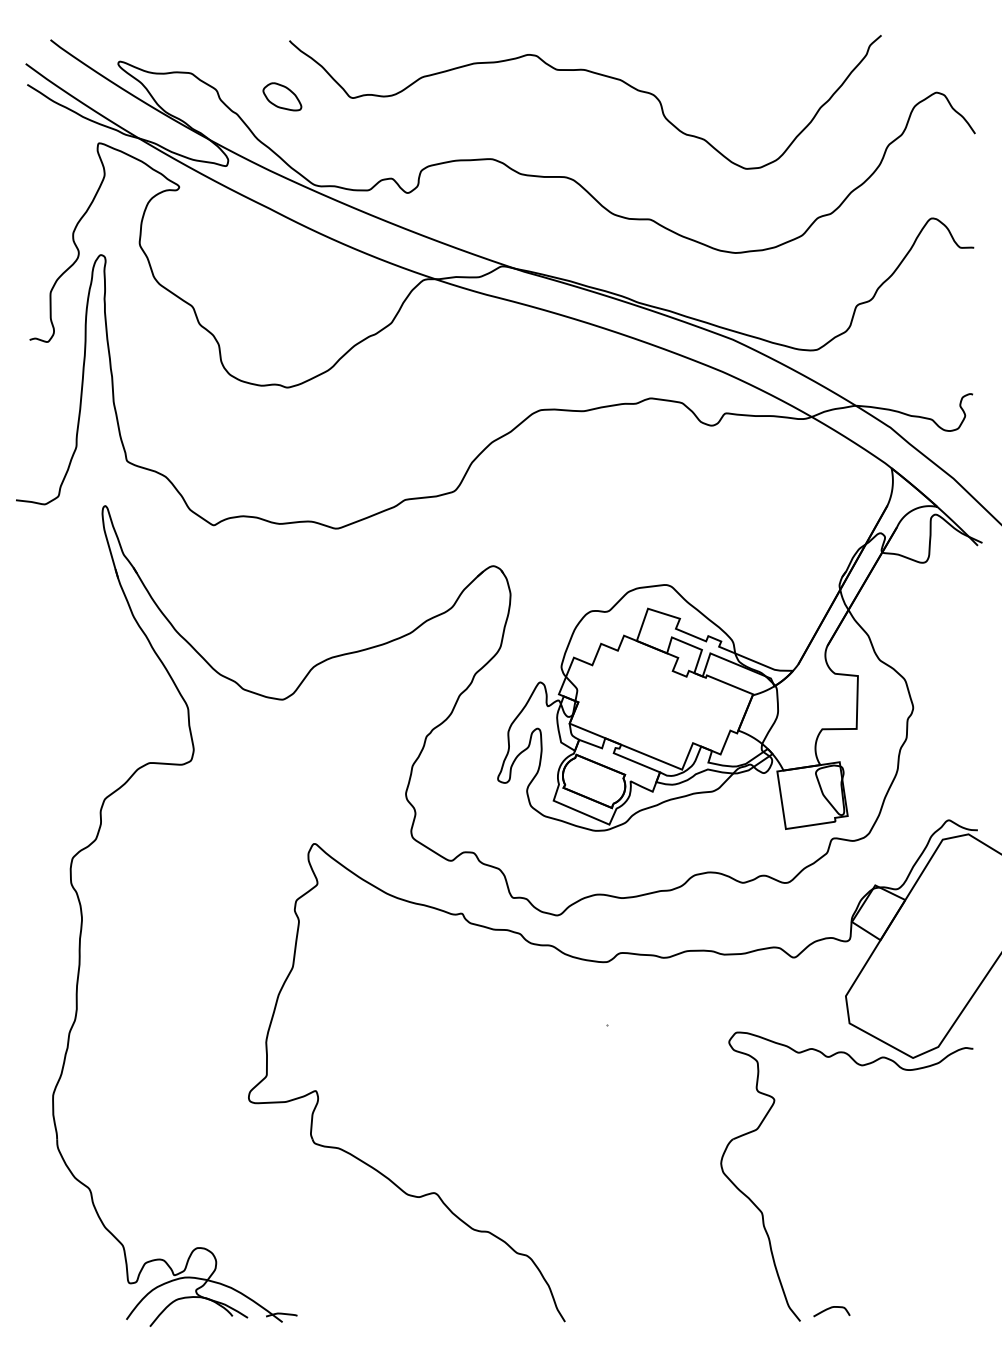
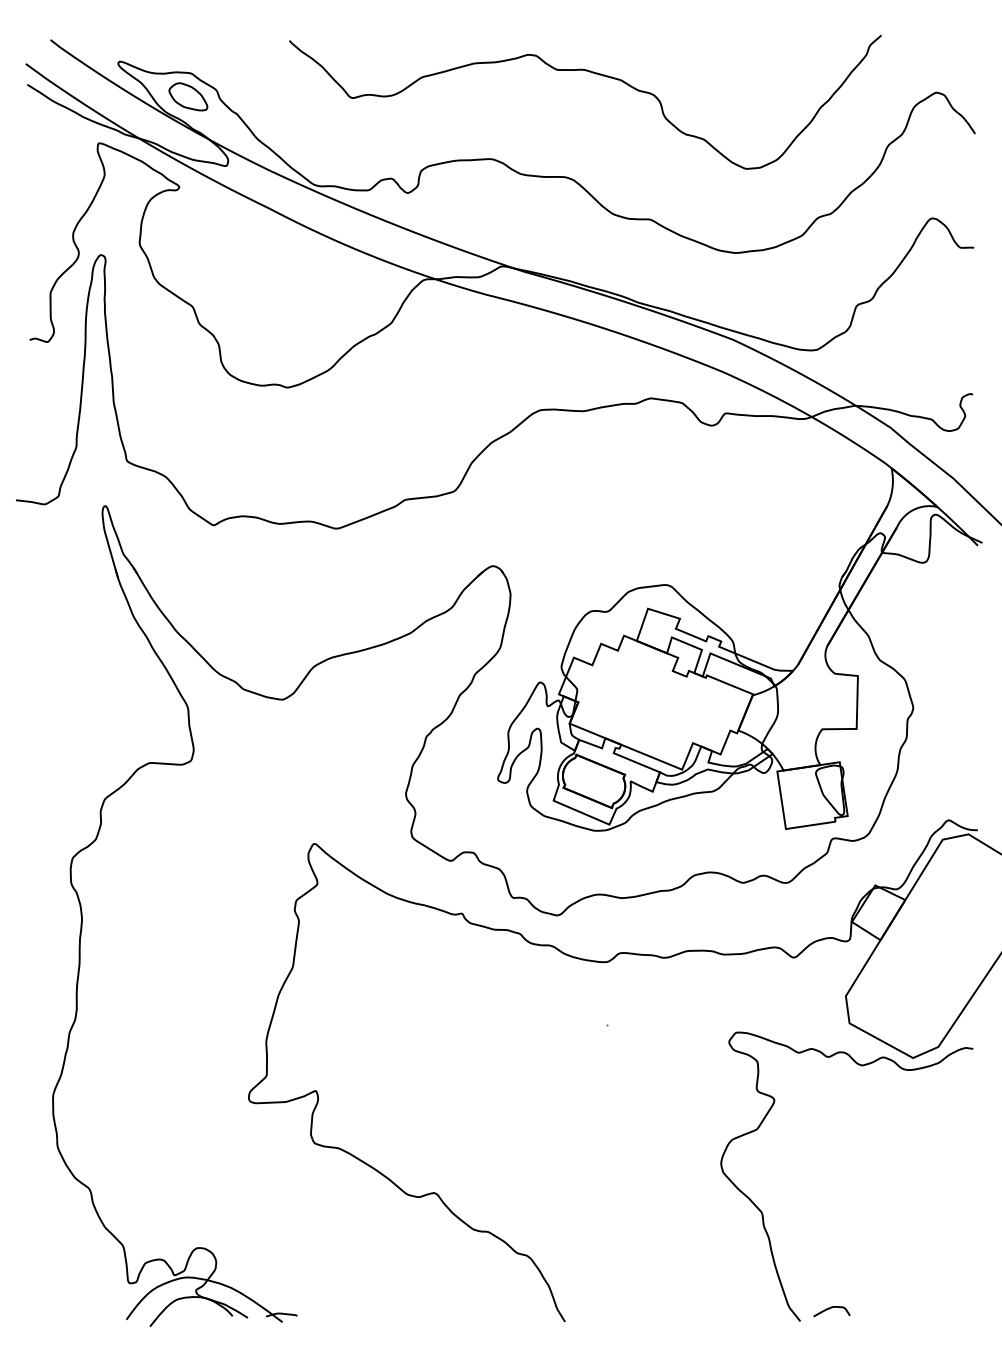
part position: (282, 96) -> (188, 96) (188, 96)
